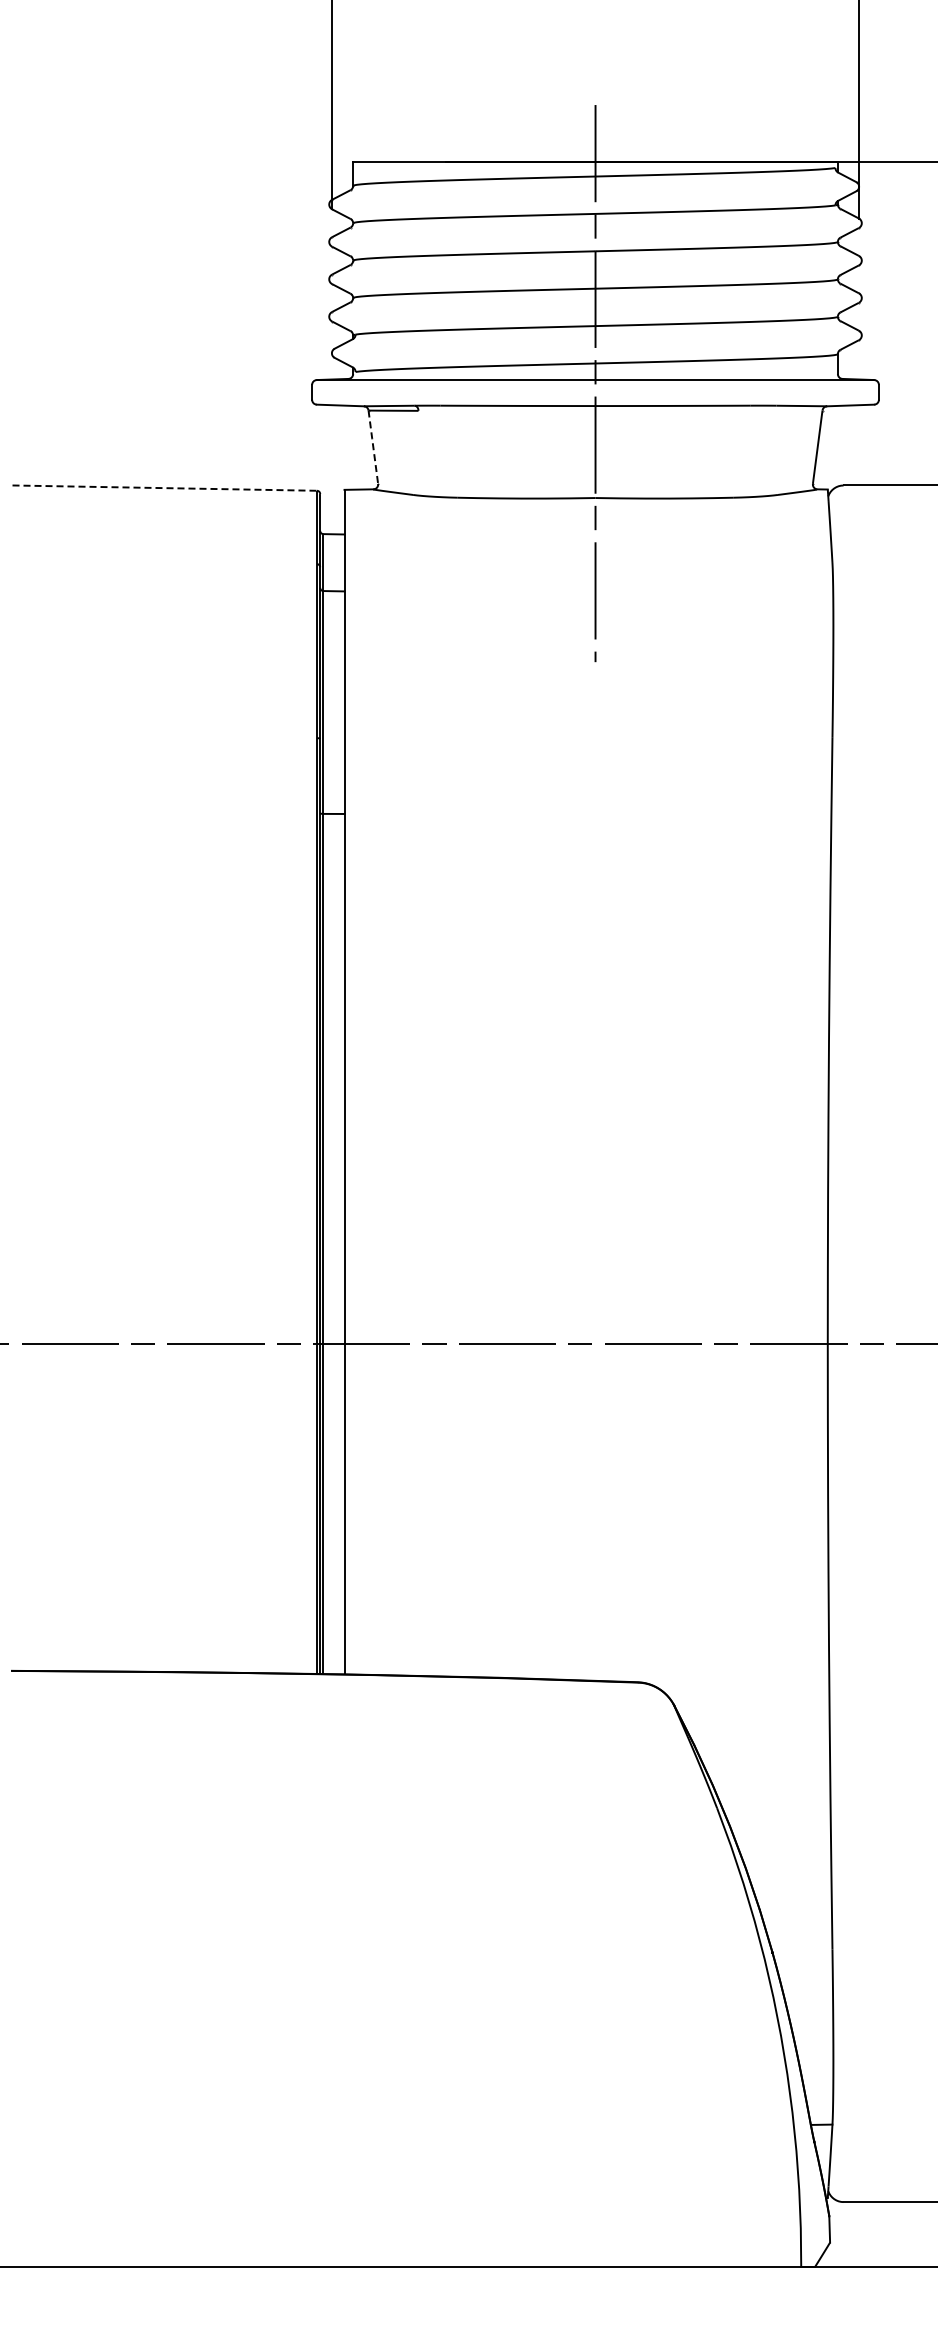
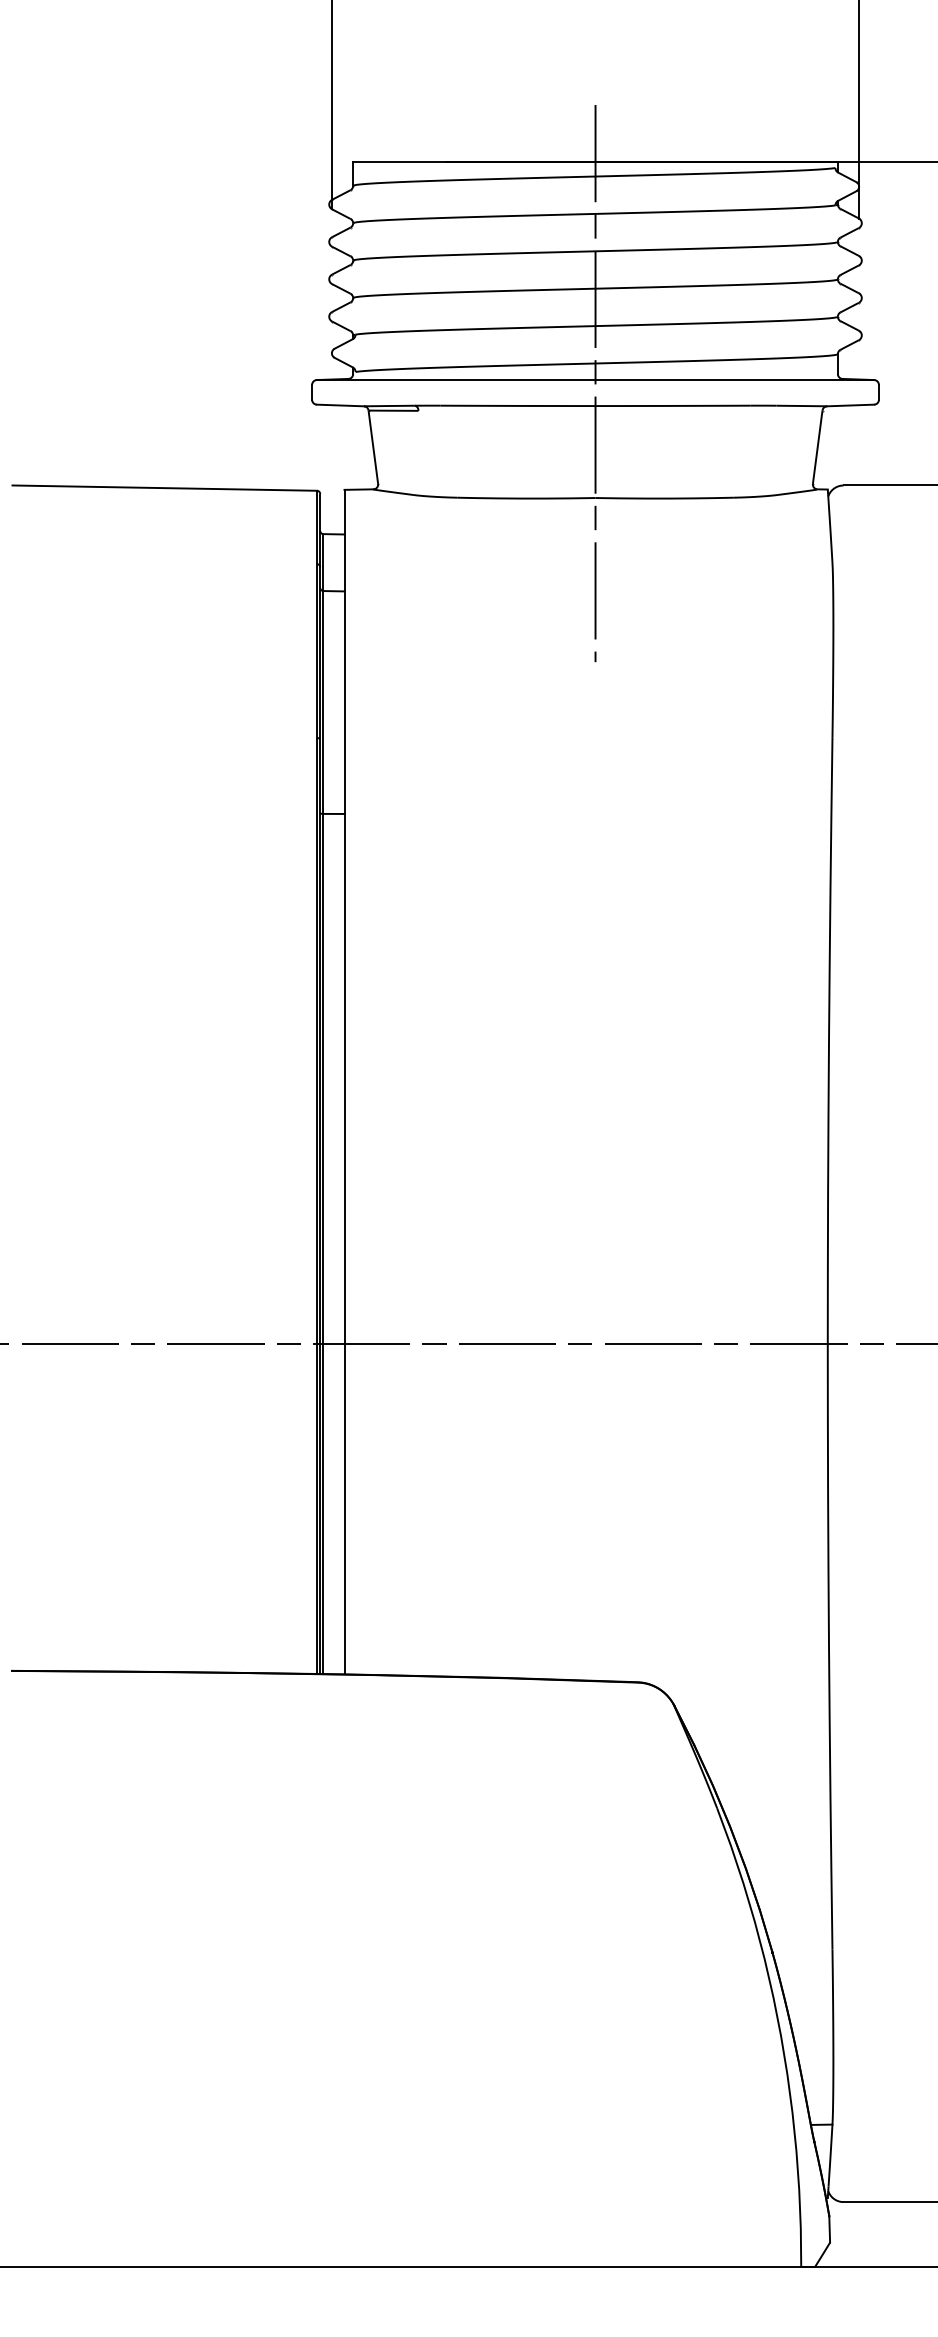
line: dashed -> solid (373, 446)
line: dashed -> solid (165, 488)
